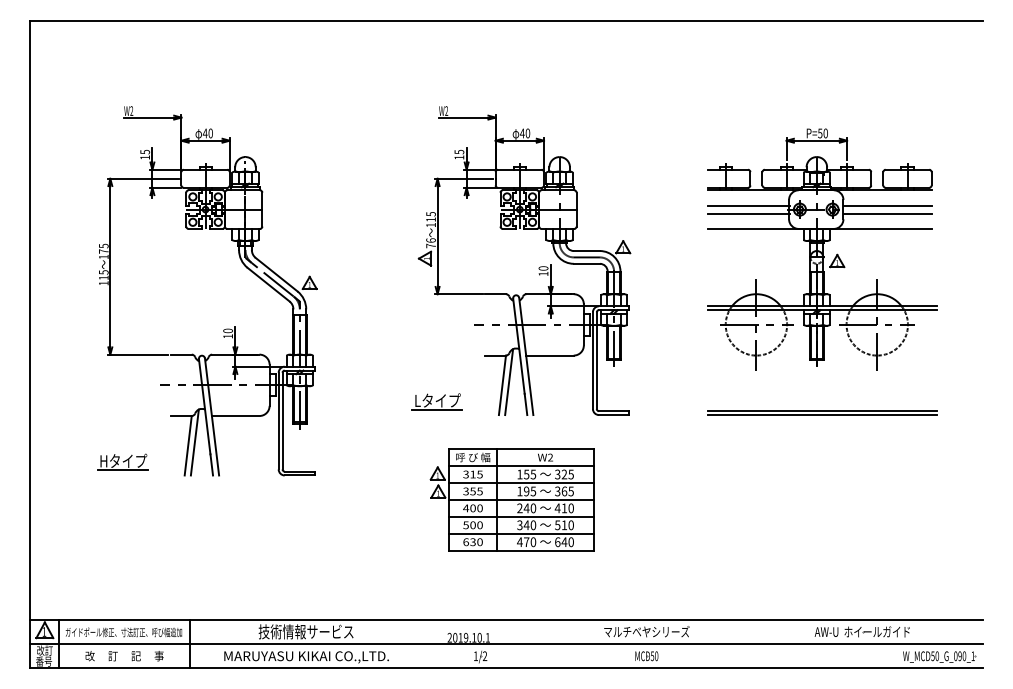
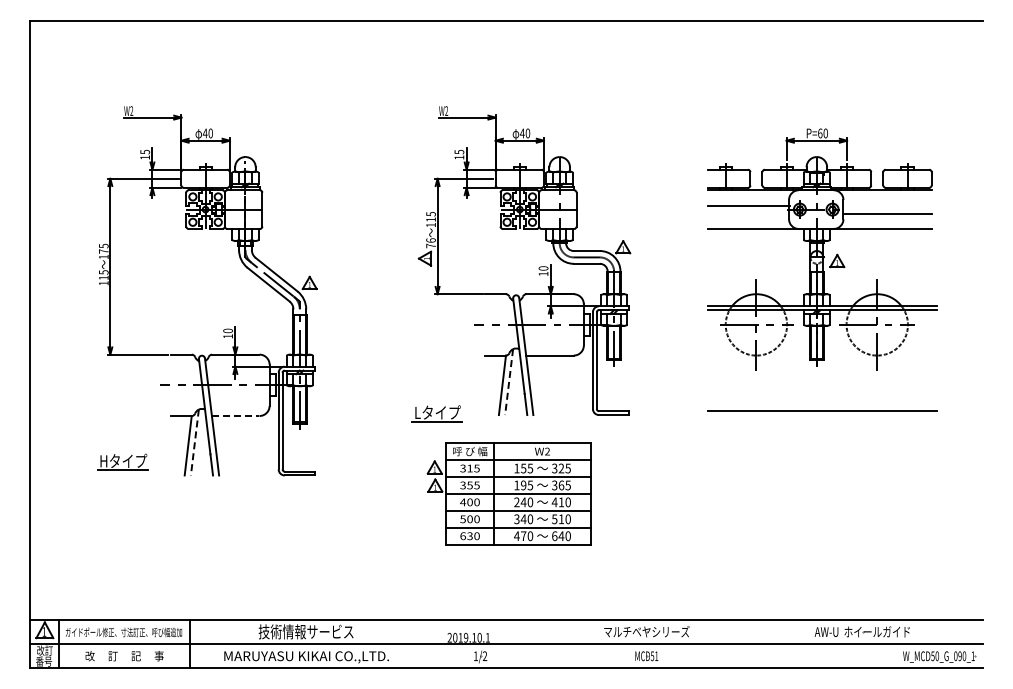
text: P=50 -> P=60 (820, 133)
line: present -> none (887, 205)
line: present -> none (748, 213)
line: solid -> dashed (509, 382)
part position: (436, 401) -> (436, 413) (436, 413)
line: present -> none (822, 415)
line: solid -> dashed (235, 416)
line: solid -> dashed (194, 443)
part position: (511, 499) -> (508, 493) (508, 493)
text: MCD50 -> MCD51 (656, 655)
